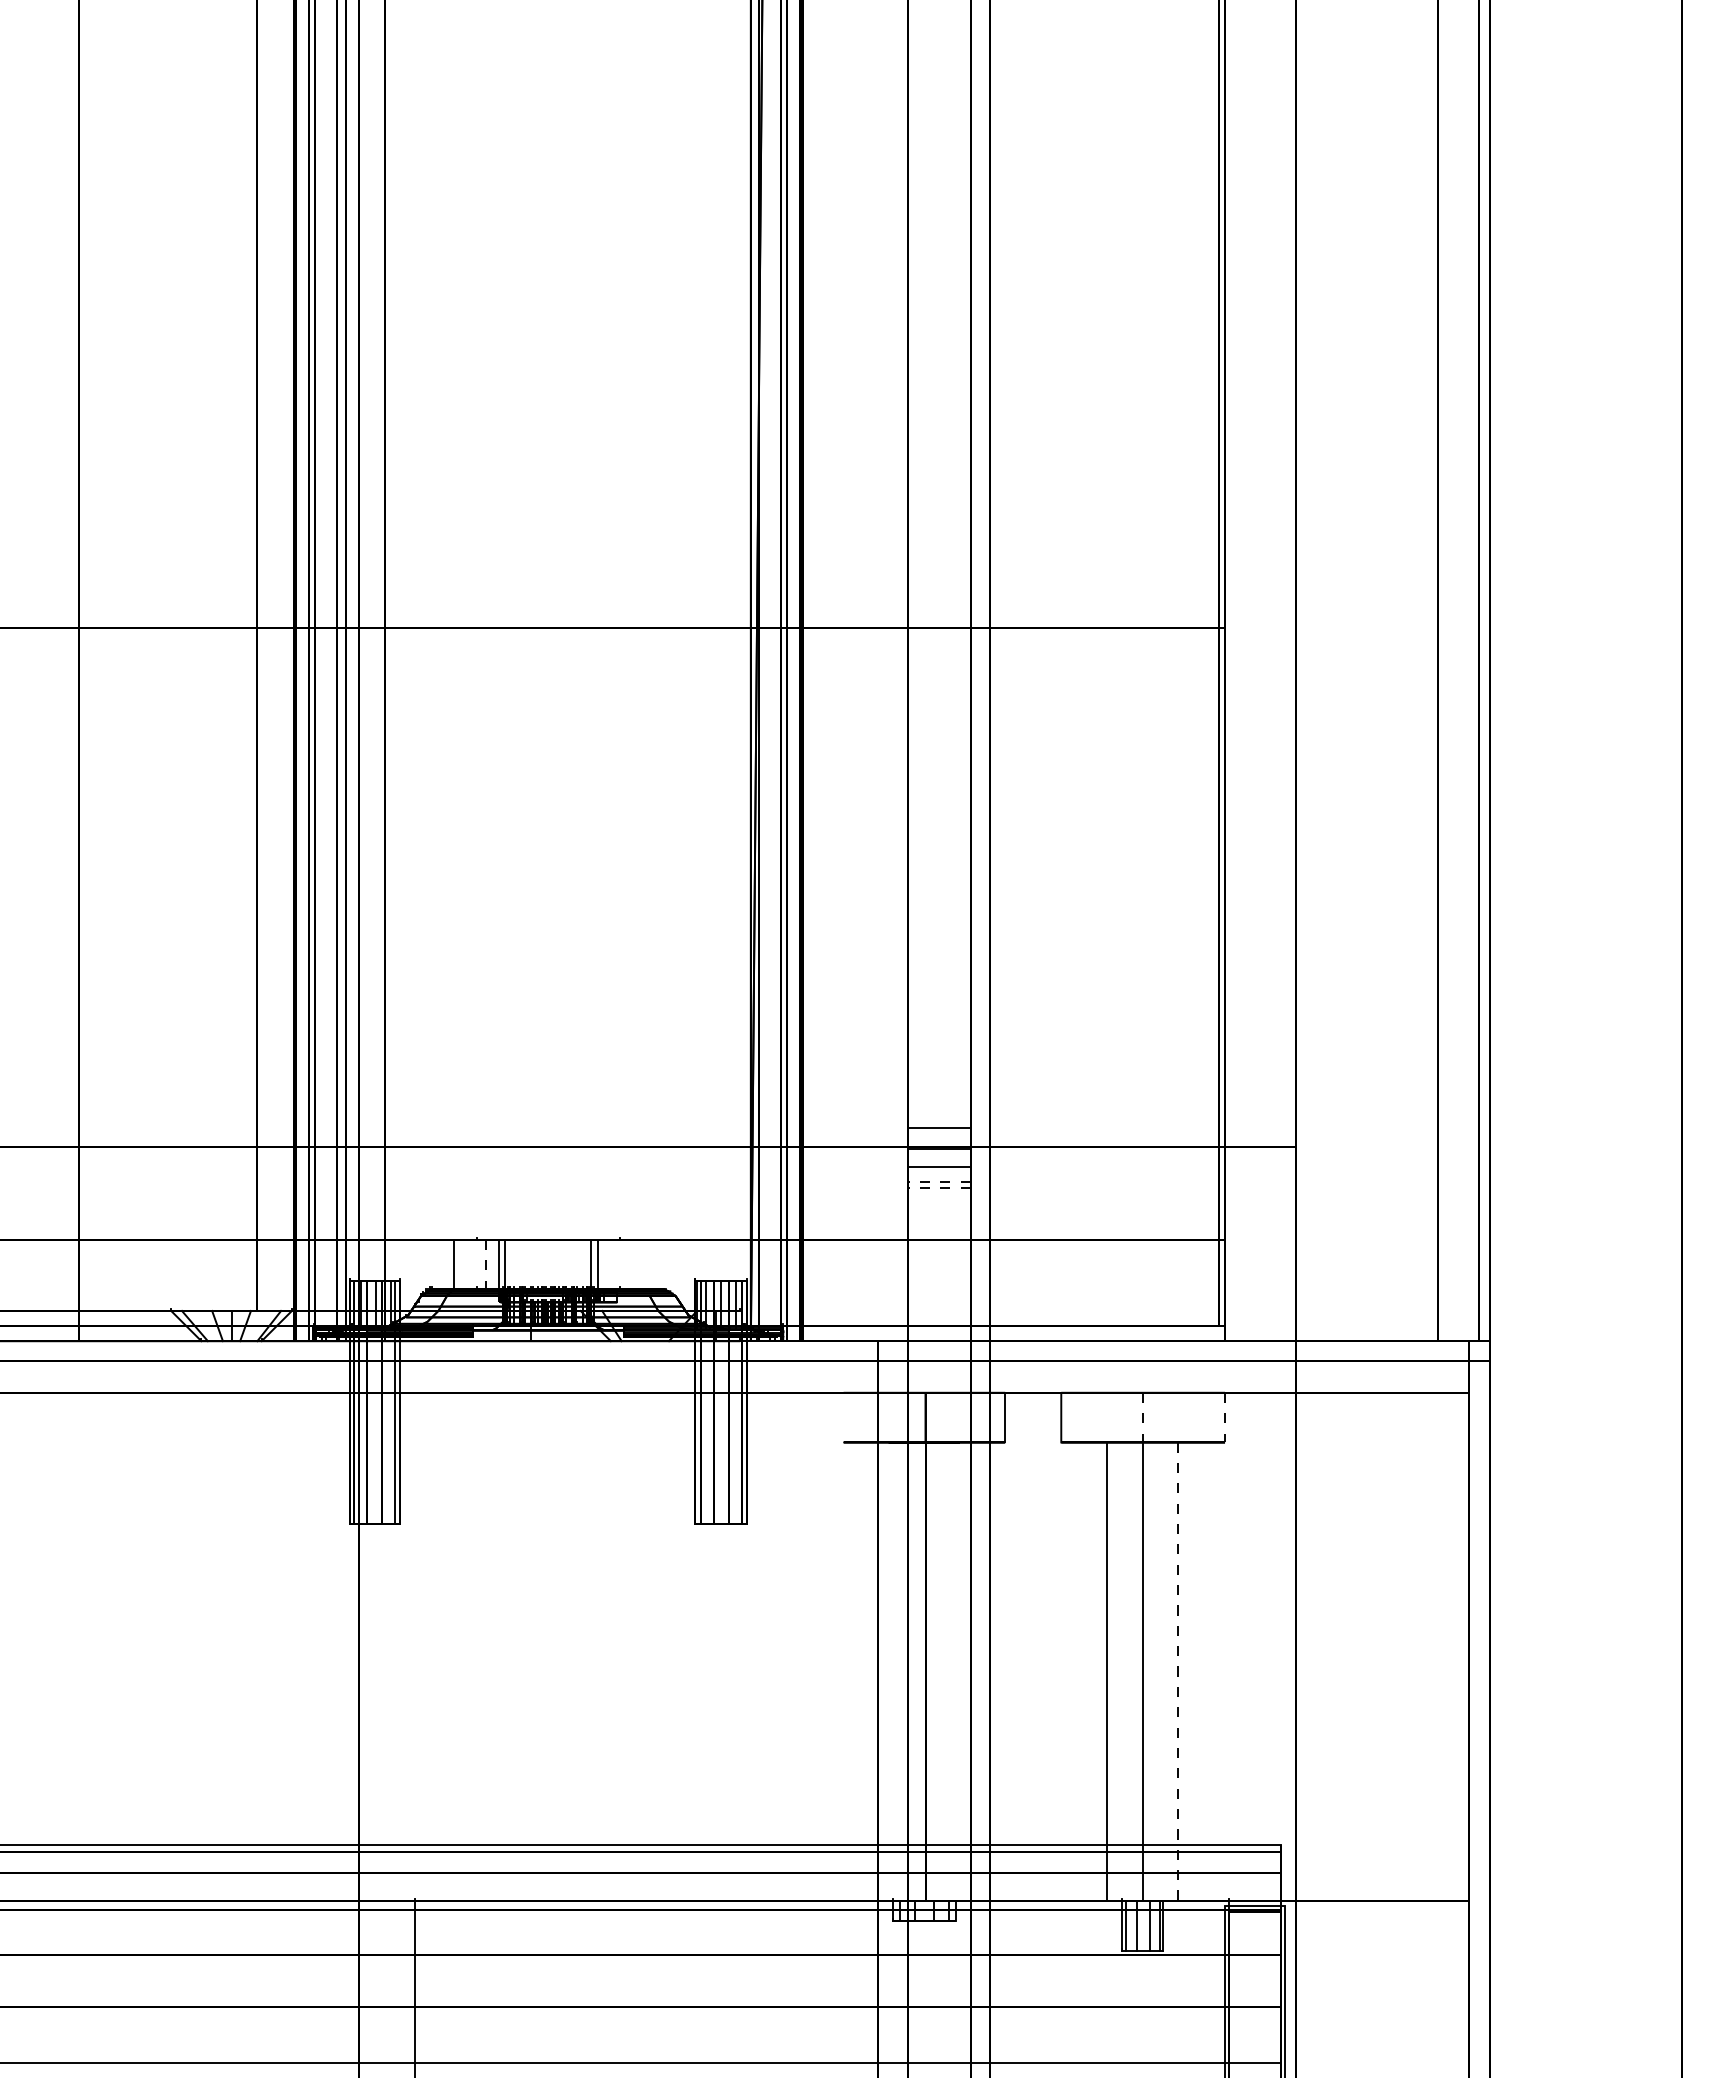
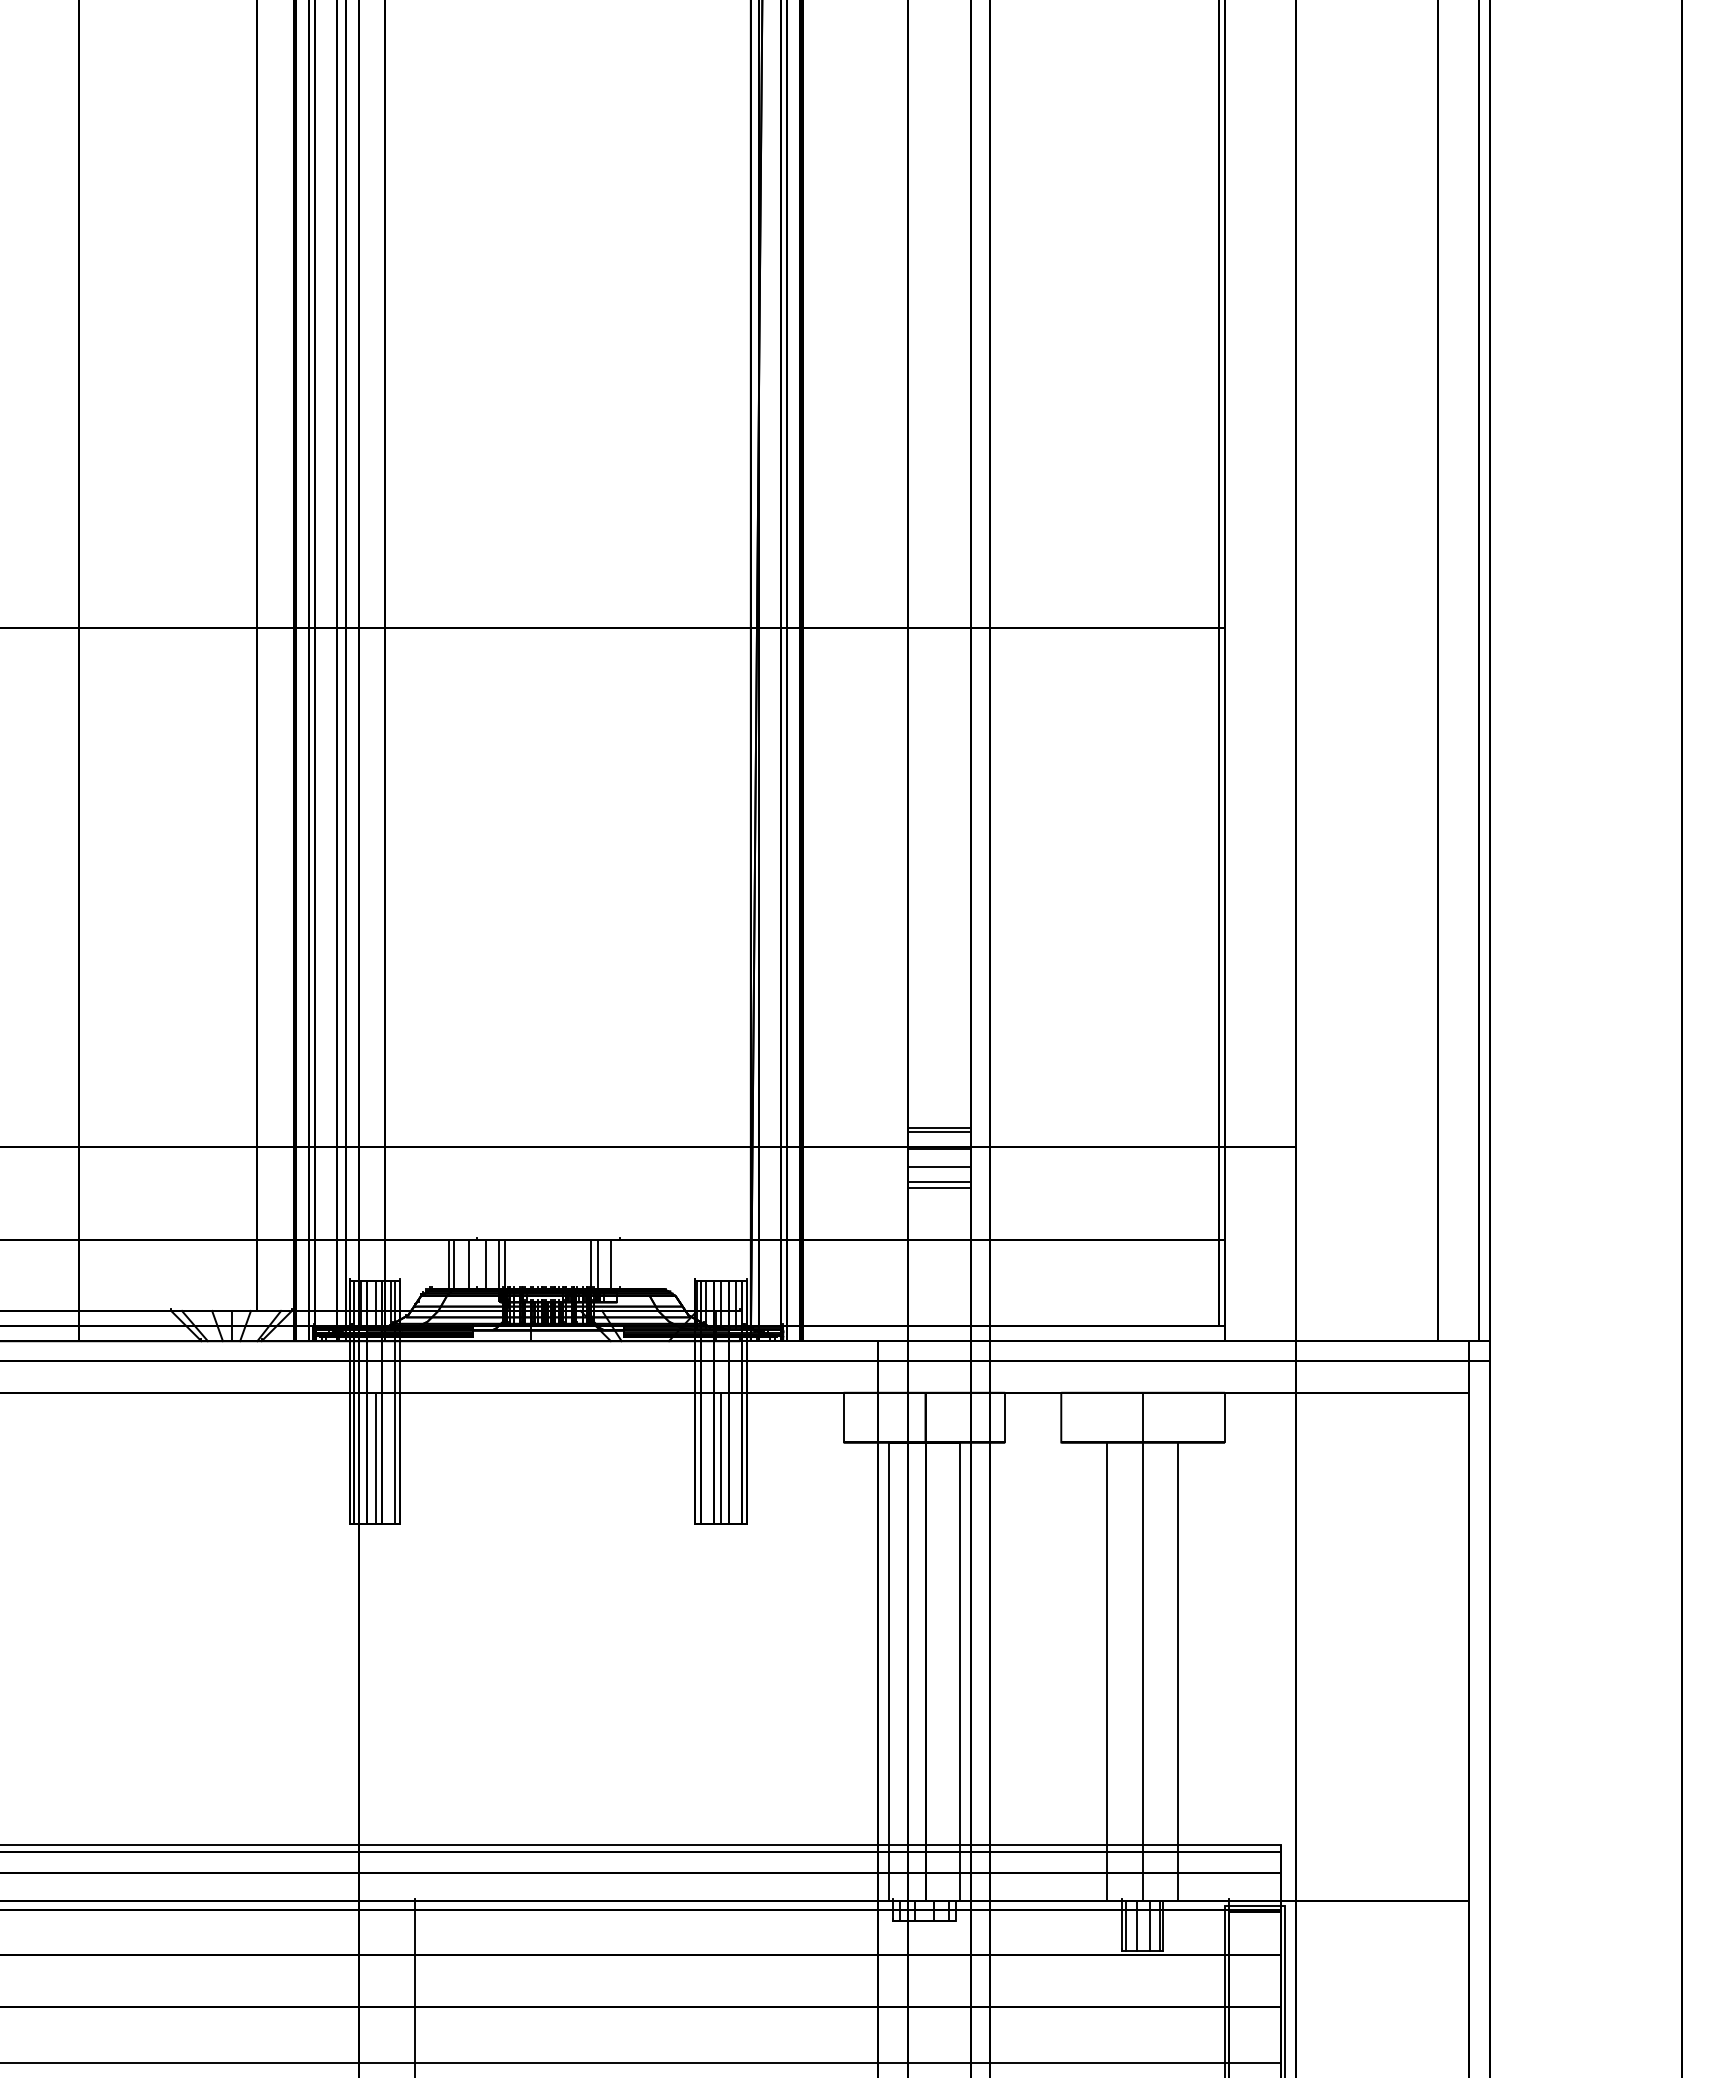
line: none -> present (939, 1132)
line: dashed -> solid (939, 1181)
line: dashed -> solid (939, 1188)
line: none -> present (449, 1264)
line: none -> present (468, 1264)
line: dashed -> solid (485, 1264)
line: none -> present (610, 1264)
line: none -> present (843, 1417)
line: dashed -> solid (1143, 1417)
line: dashed -> solid (1225, 1417)
line: none -> present (375, 1458)
line: none -> present (720, 1458)
line: none -> present (888, 1671)
line: none -> present (959, 1671)
line: dashed -> solid (1177, 1672)
